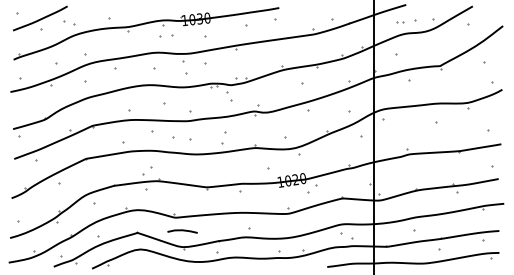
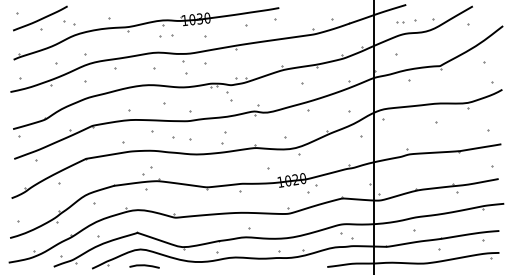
line position: (182, 231) -> (144, 266) (144, 266)
